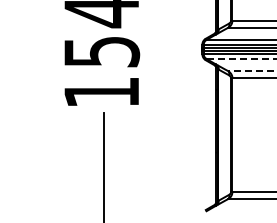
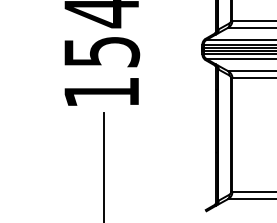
line: dashed -> solid (241, 59)
line: dashed -> solid (251, 71)
